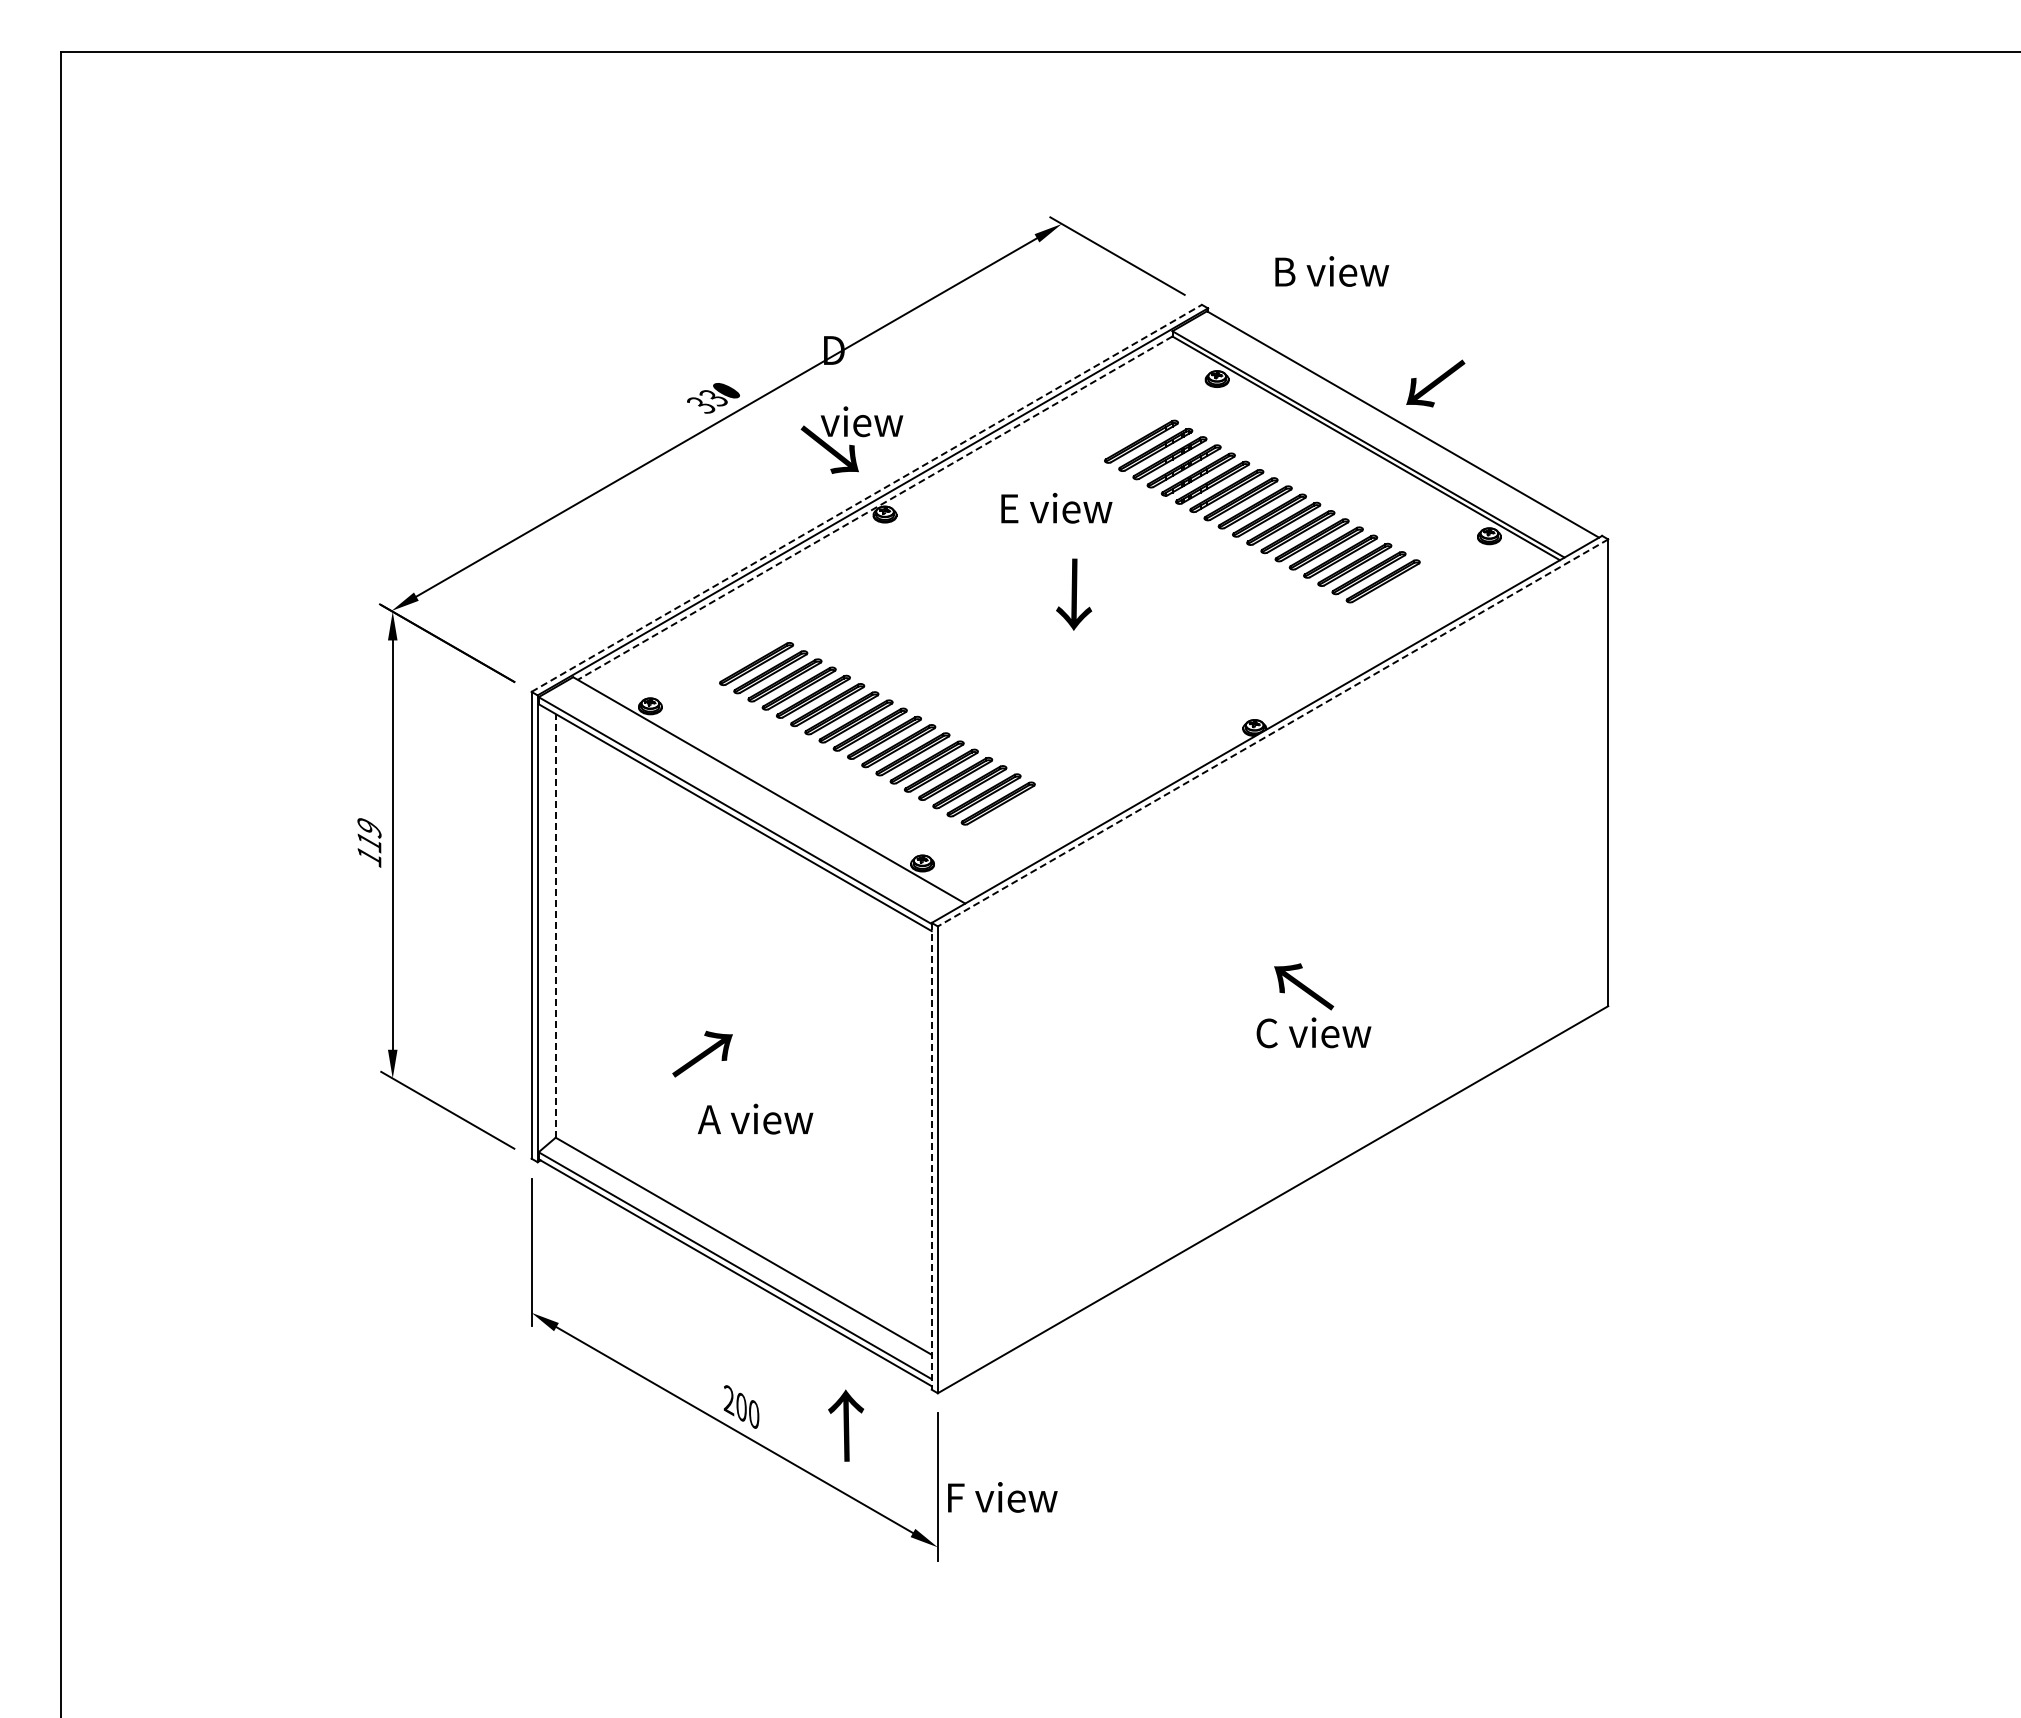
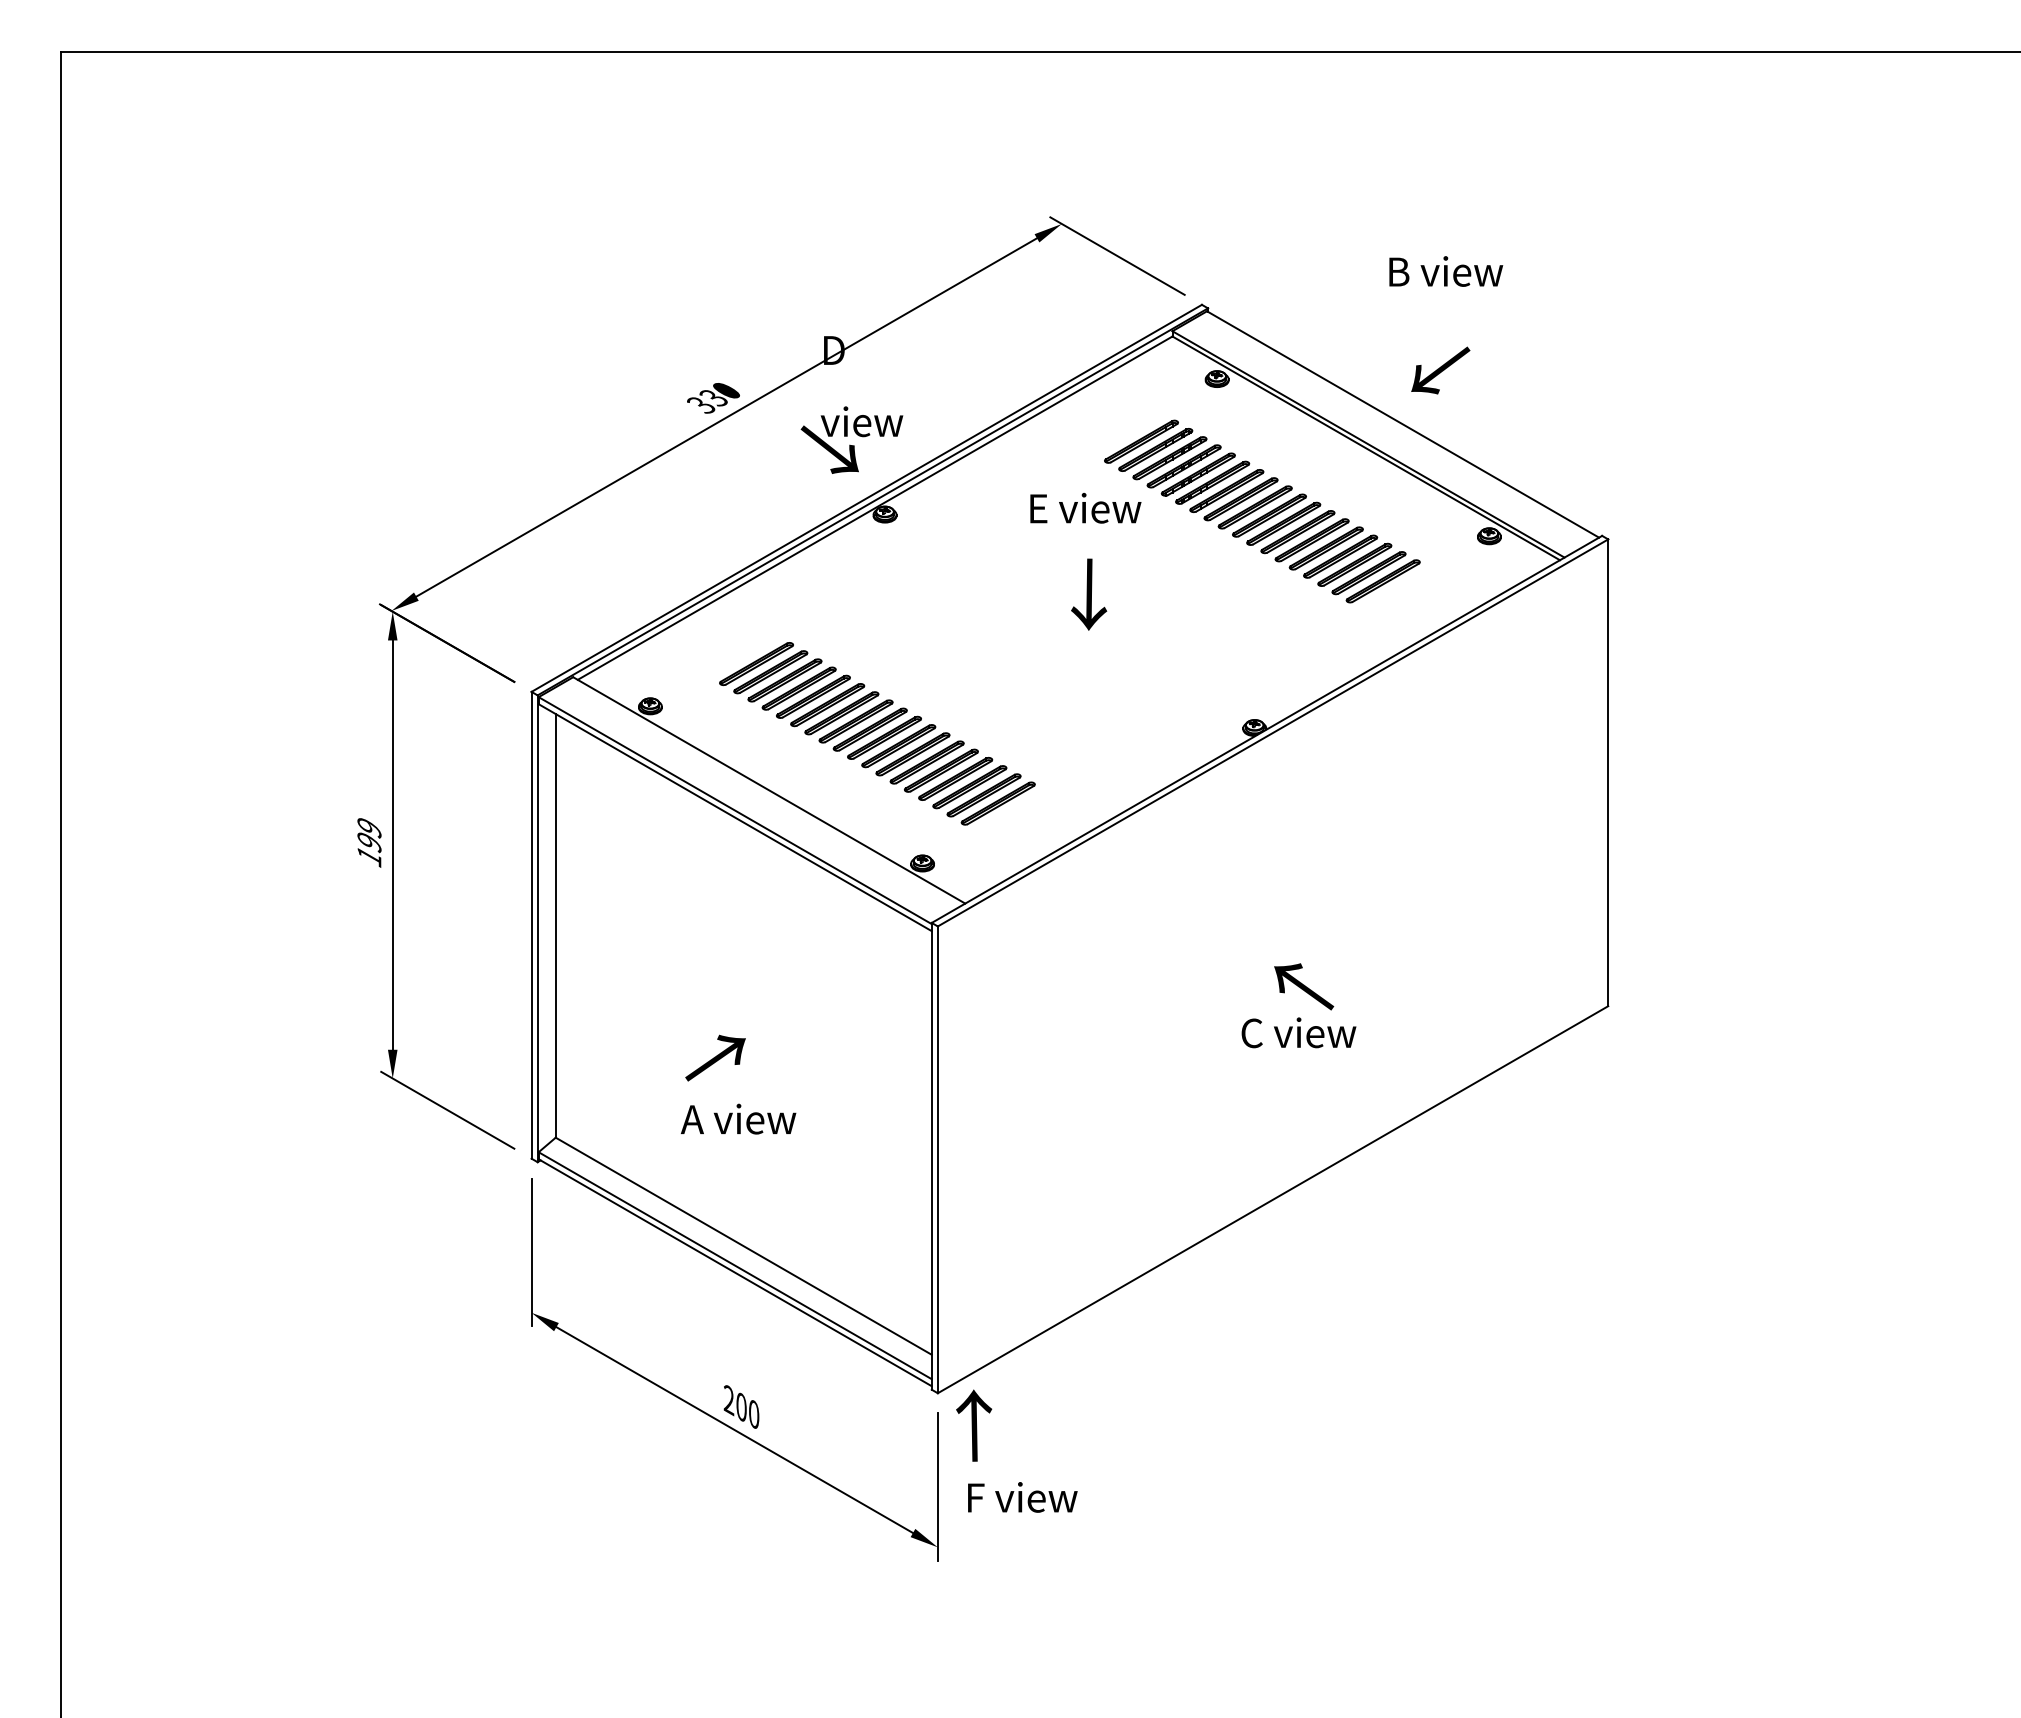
text position: (1332, 271) -> (1446, 271) (1446, 271)
text position: (1435, 383) -> (1440, 370) (1440, 370)
line: dashed -> solid (867, 498)
line: dashed -> solid (874, 508)
text position: (1056, 508) -> (1085, 508) (1085, 508)
text position: (1074, 594) -> (1089, 594) (1089, 594)
line: dashed -> solid (1272, 733)
text: 119 -> 199 (369, 842)
line: dashed -> solid (555, 925)
text position: (1313, 1032) -> (1298, 1032) (1298, 1032)
text position: (702, 1053) -> (715, 1057) (715, 1057)
text position: (755, 1118) -> (738, 1118) (738, 1118)
line: dashed -> solid (931, 1156)
text position: (846, 1425) -> (974, 1425) (974, 1425)
text position: (1002, 1497) -> (1022, 1497) (1022, 1497)
